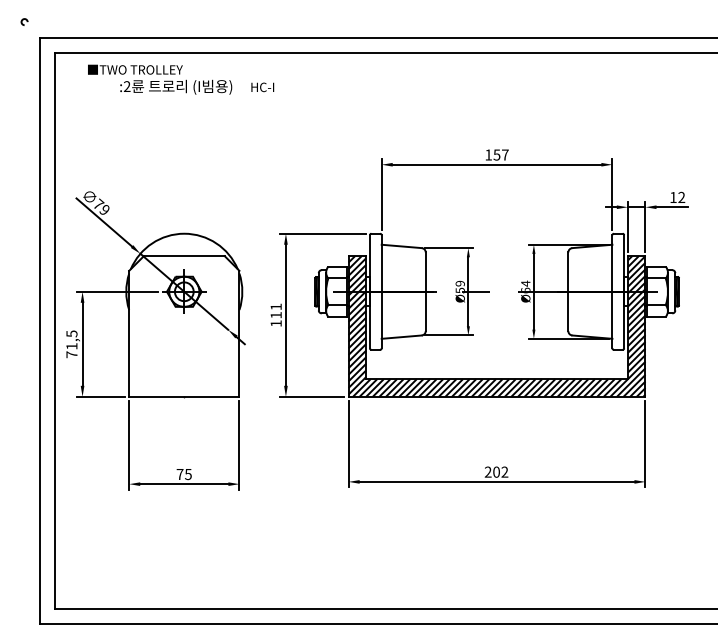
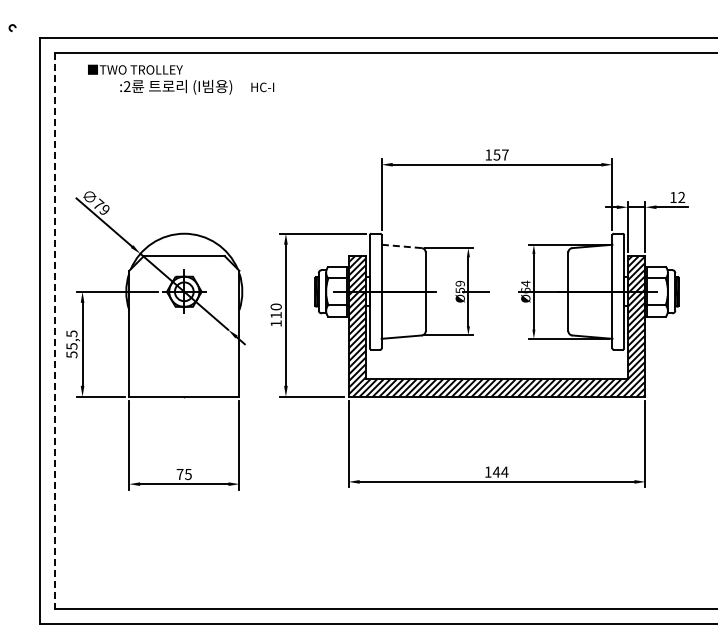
arc position: (23, 20) -> (11, 26) (11, 26)
line: solid -> dashed (401, 246)
text: 111 -> 110 (275, 306)
line: solid -> dashed (55, 330)
text: 71,5 -> 55,5 (71, 350)
text: 202 -> 144 (496, 471)
